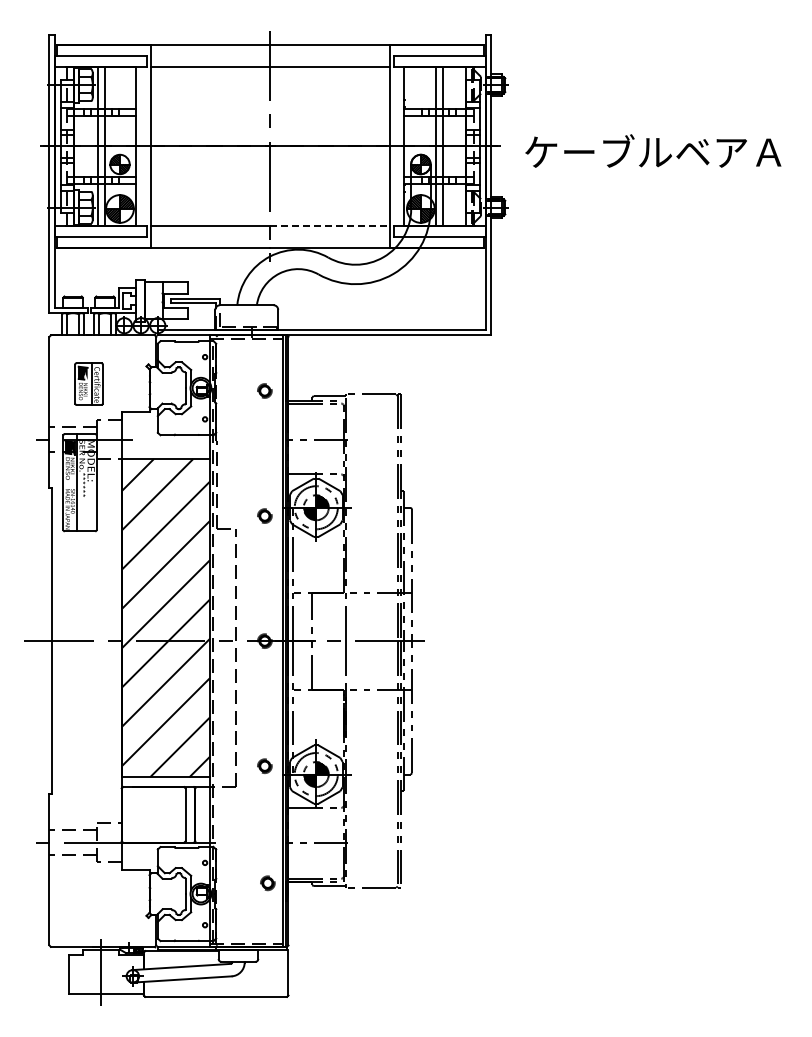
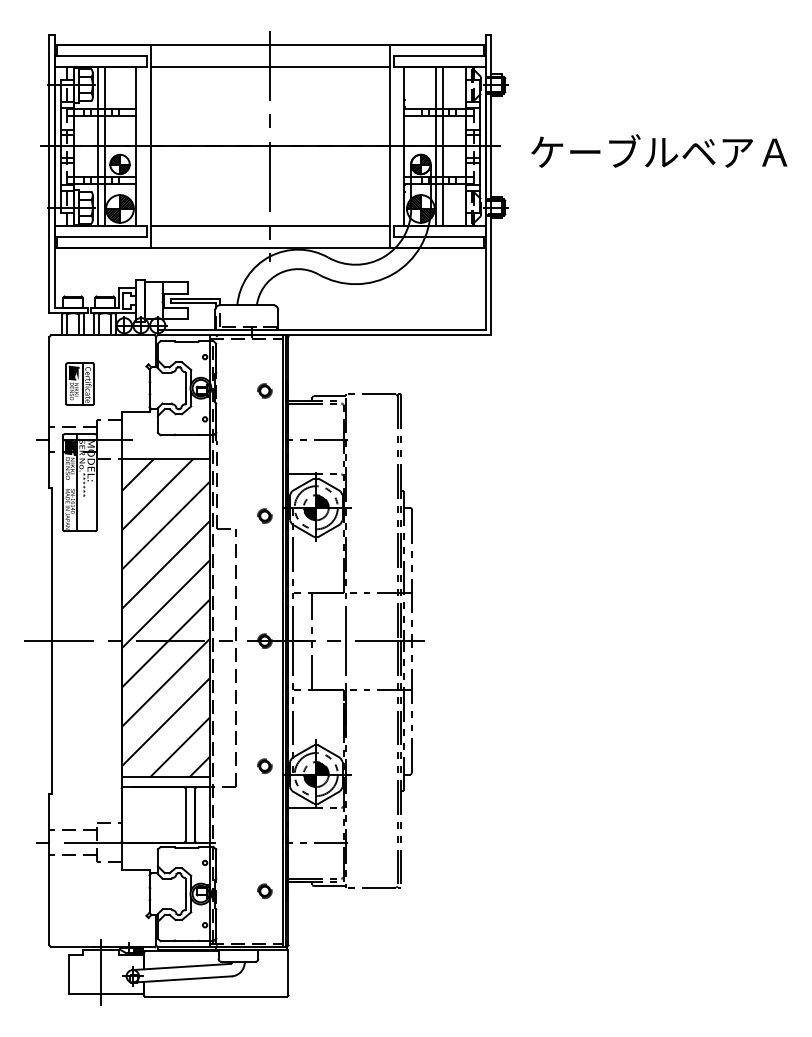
text position: (653, 150) -> (659, 150) (659, 150)
line: dashed -> solid (330, 225)
part position: (88, 383) -> (79, 383) (79, 383)
part position: (267, 883) -> (264, 891) (264, 891)
